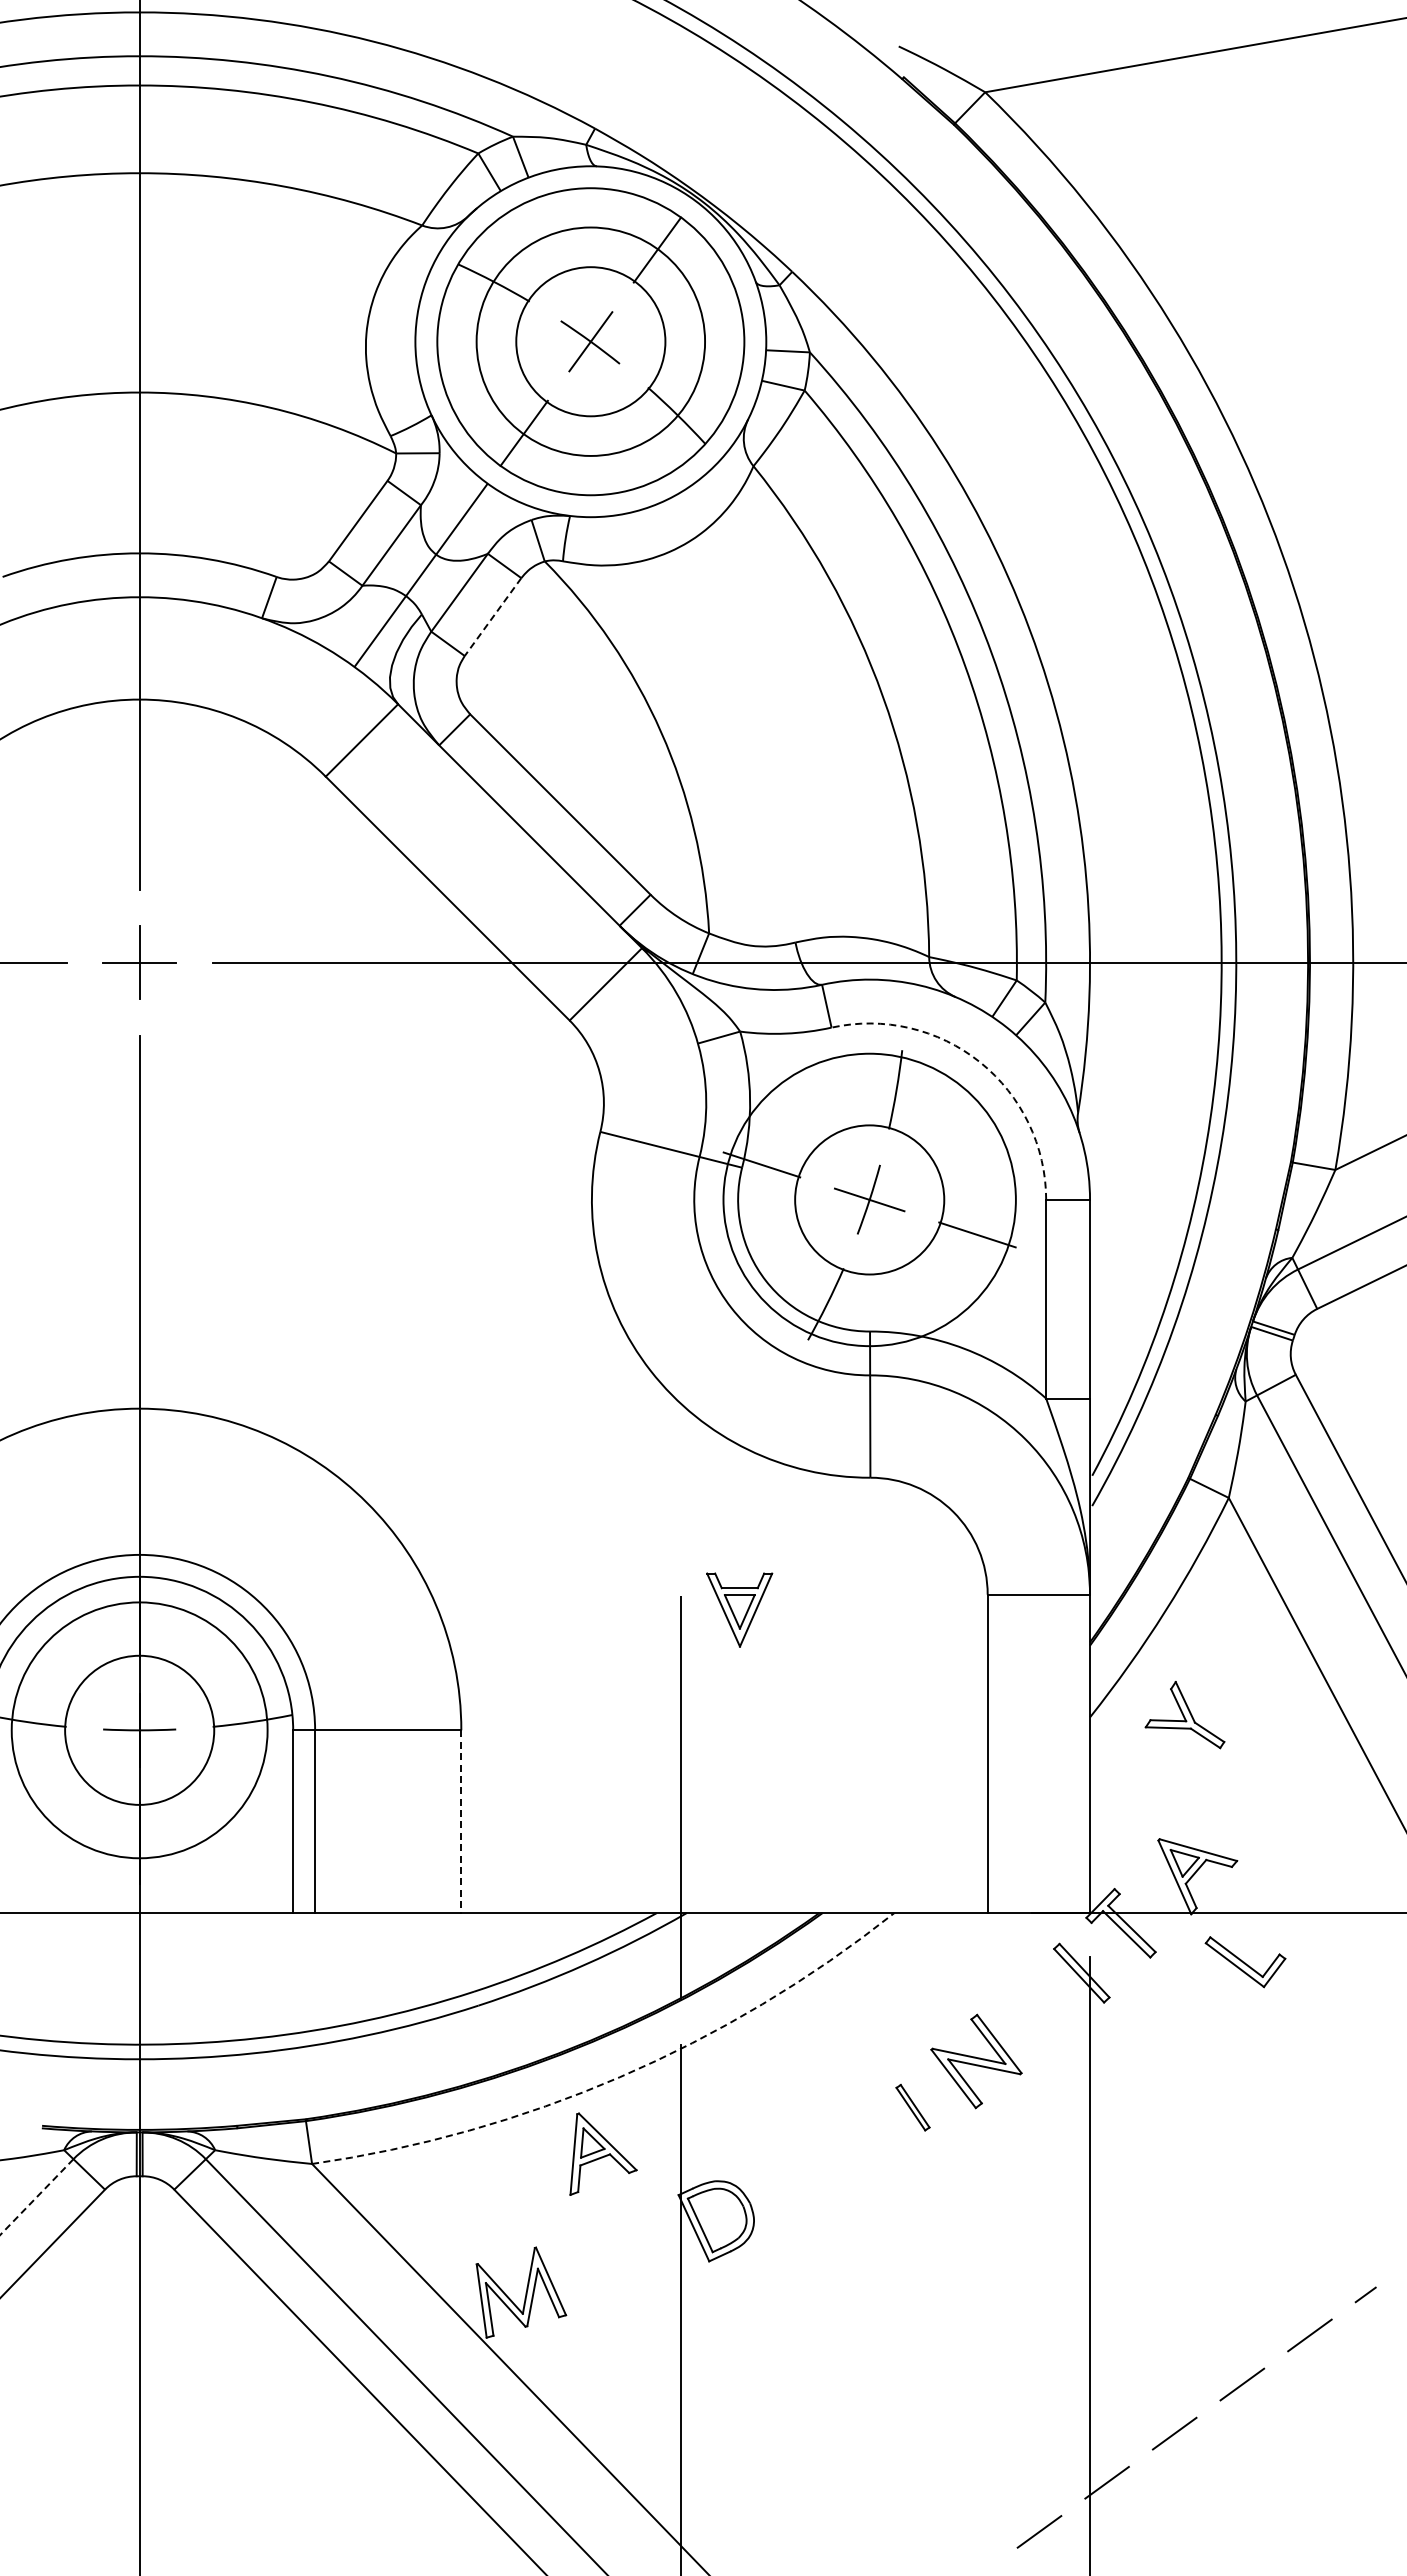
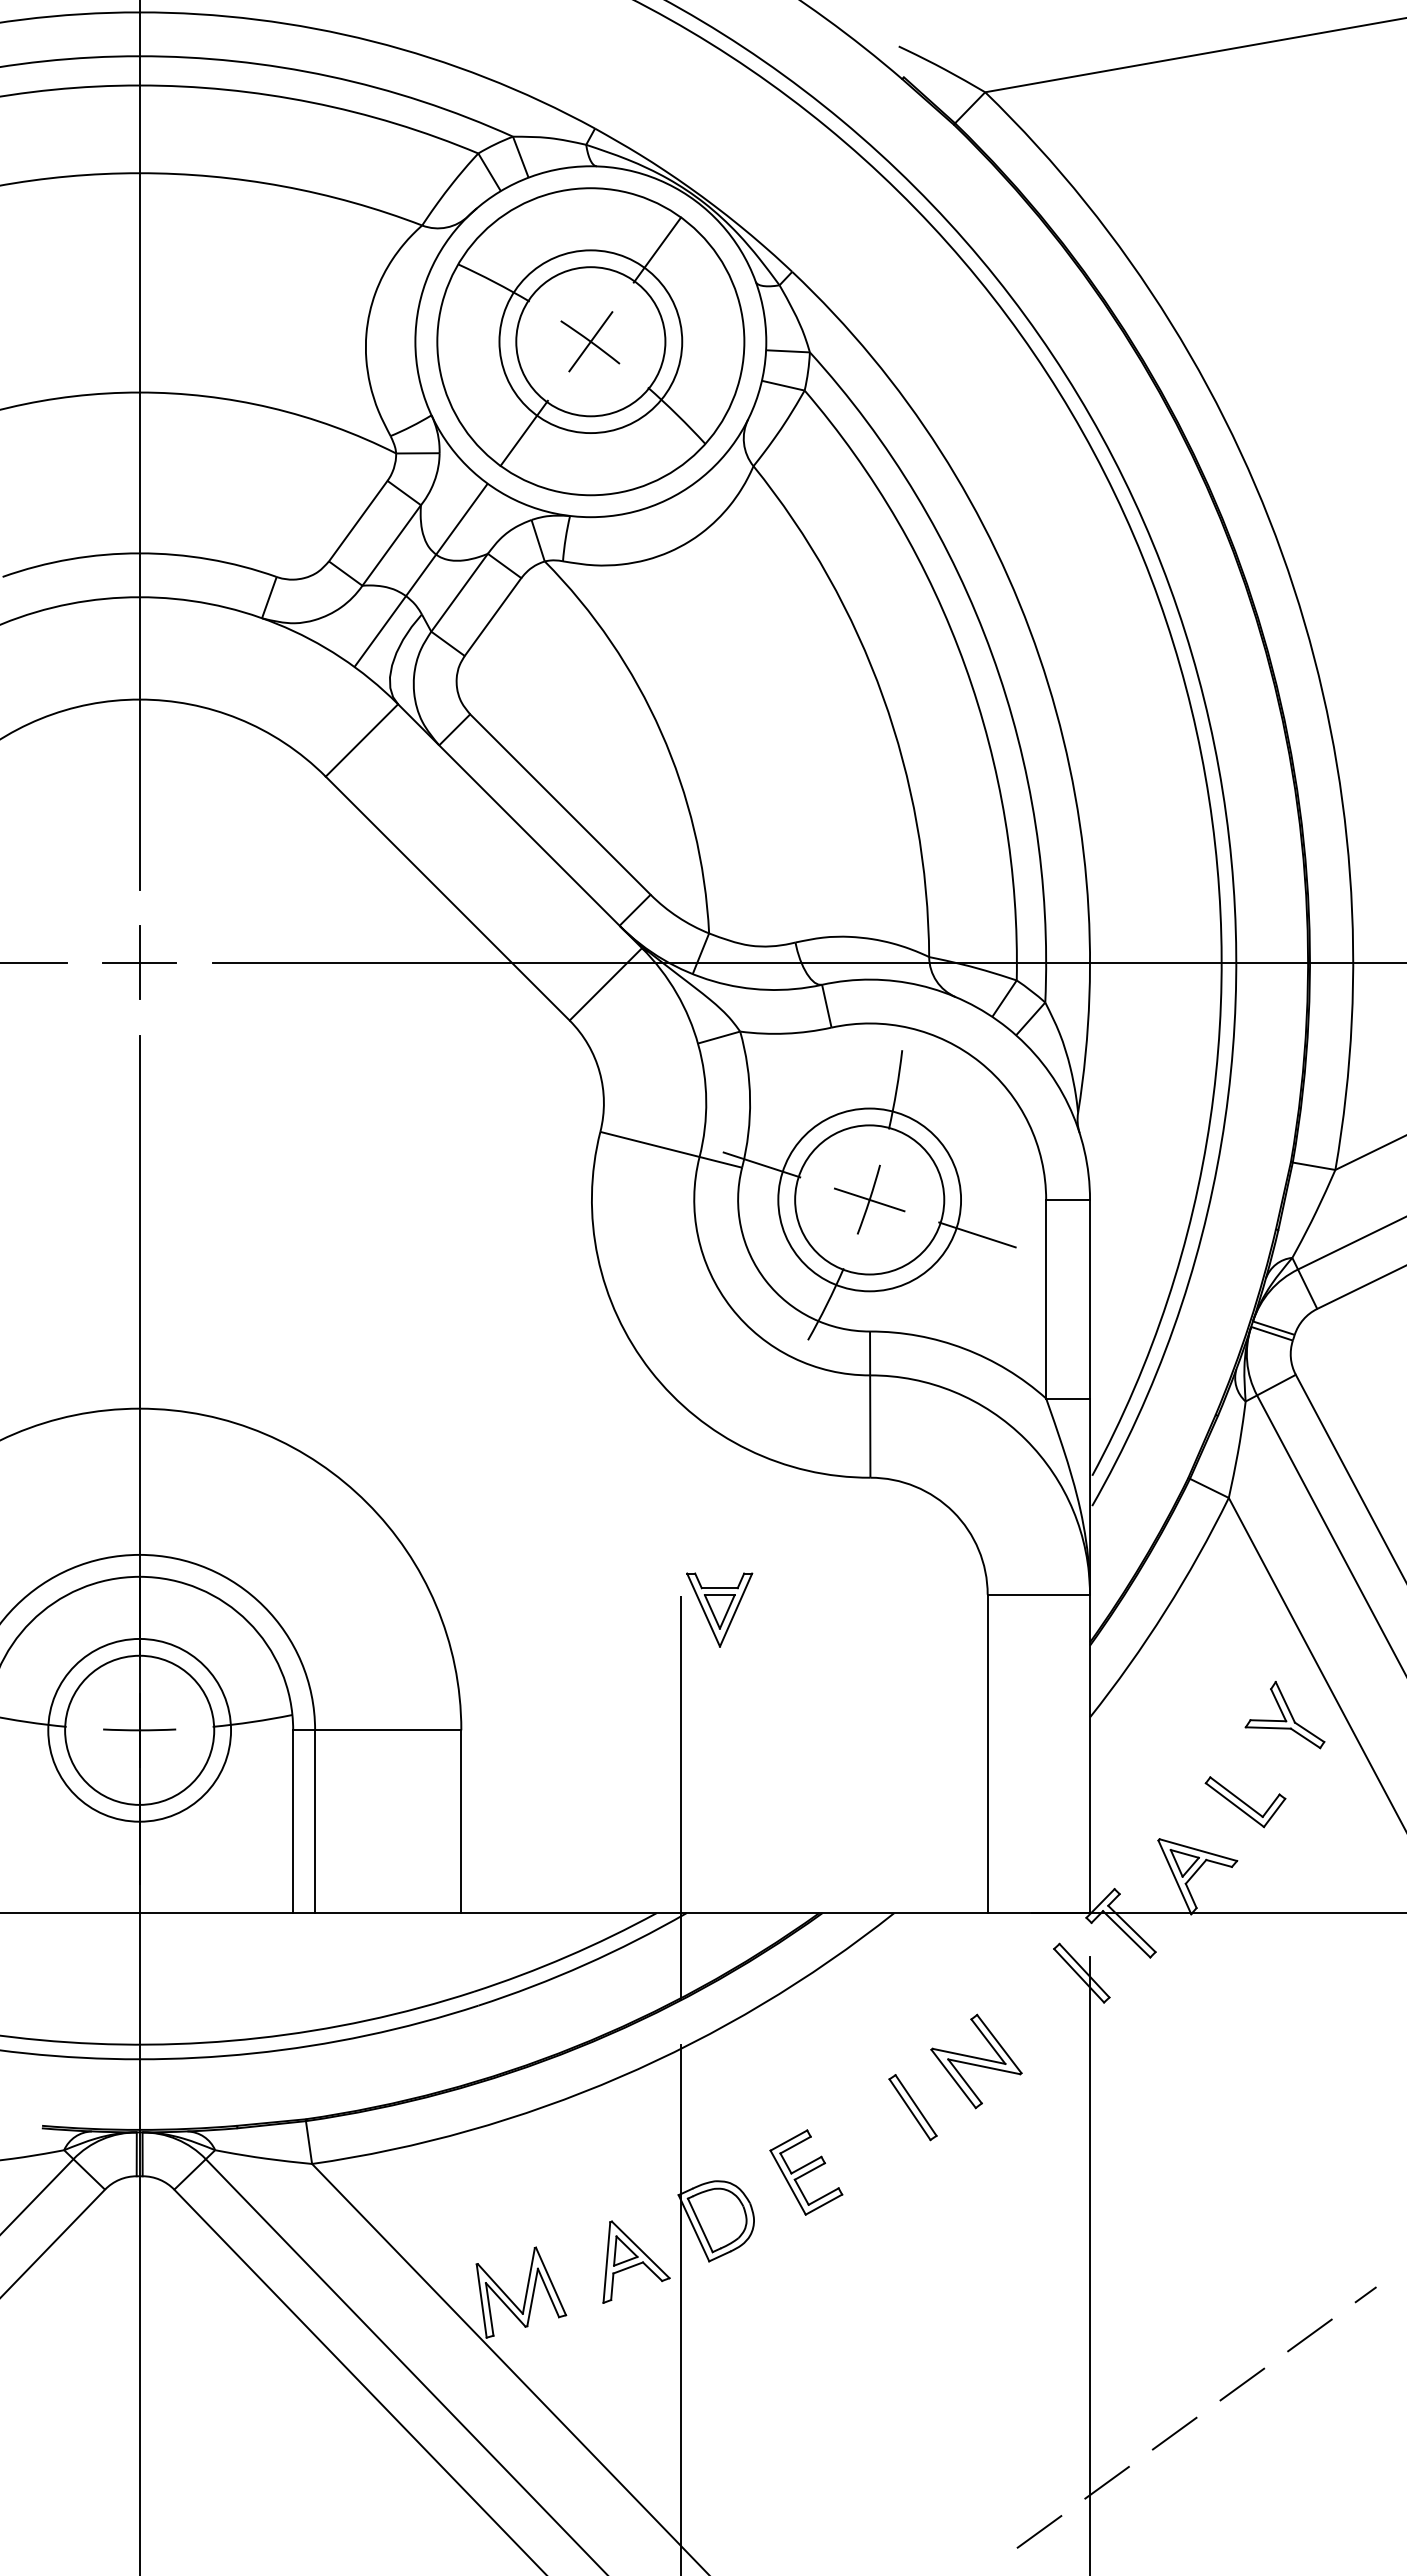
circle diameter: 228 px -> 183 px (590, 341)
line: dashed -> solid (492, 617)
arc: dashed -> solid (980, 1062)
circle diameter: 292 px -> 183 px (869, 1199)
part position: (739, 1609) -> (719, 1609) (719, 1609)
part position: (1184, 1715) -> (1284, 1715) (1284, 1715)
circle diameter: 256 px -> 183 px (139, 1729)
line: dashed -> solid (461, 1822)
part position: (1245, 1962) -> (1245, 1802) (1245, 1802)
arc: dashed -> solid (619, 2077)
part size: 36x48 px -> 50x68 px (912, 2107)
part position: (603, 2153) -> (636, 2261) (636, 2261)
part: none -> present (806, 2172)
line: dashed -> solid (36, 2197)
